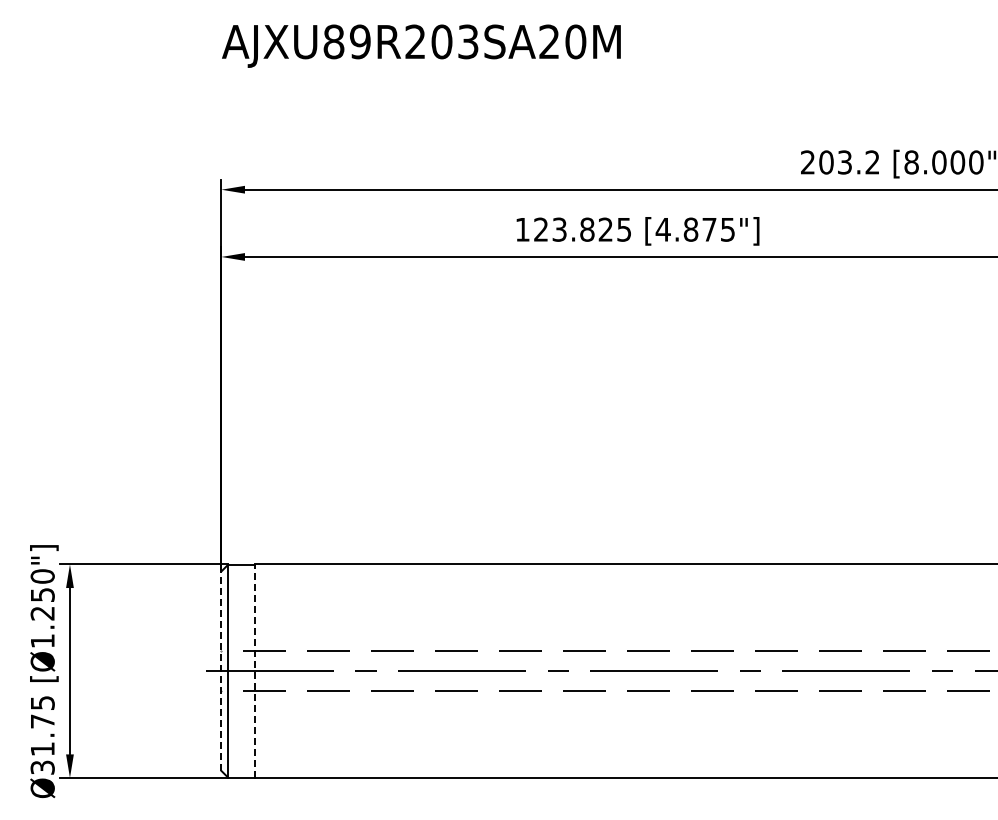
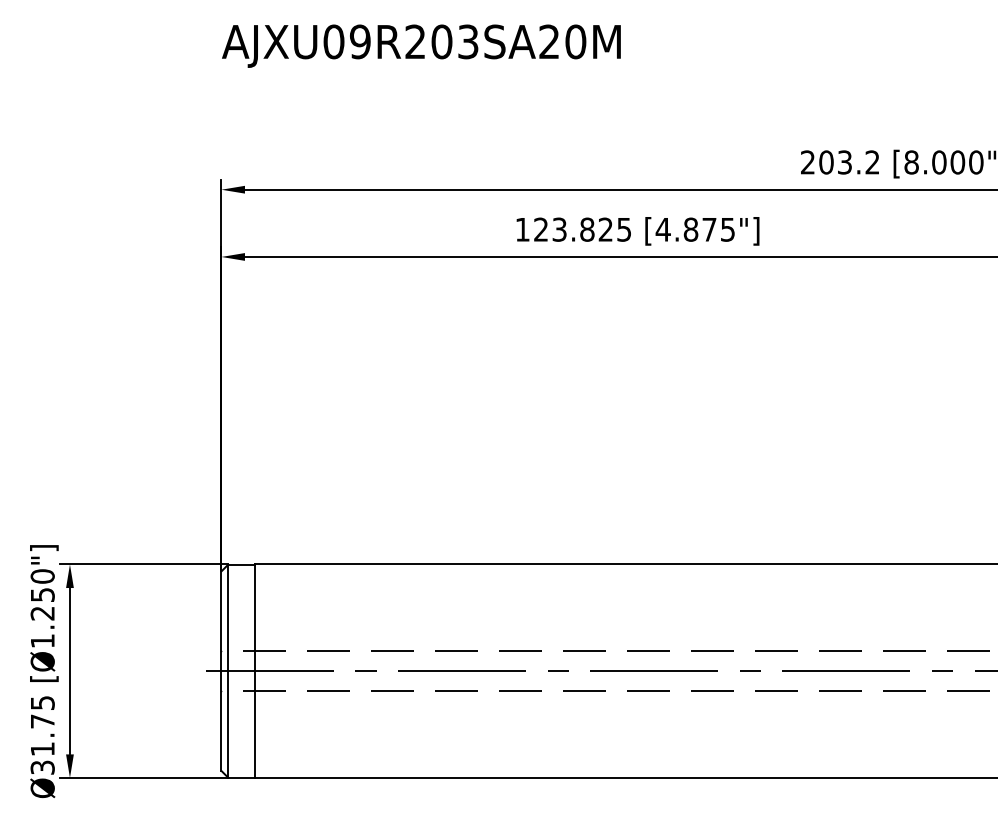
text: AJXU89R203SA20M -> AJXU09R203SA20M (333, 41)
line: dashed -> solid (221, 671)
line: dashed -> solid (255, 671)
